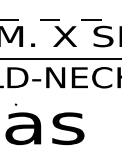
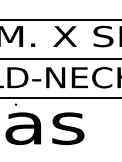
line: dashed -> solid (61, 19)
line: none -> present (60, 97)
